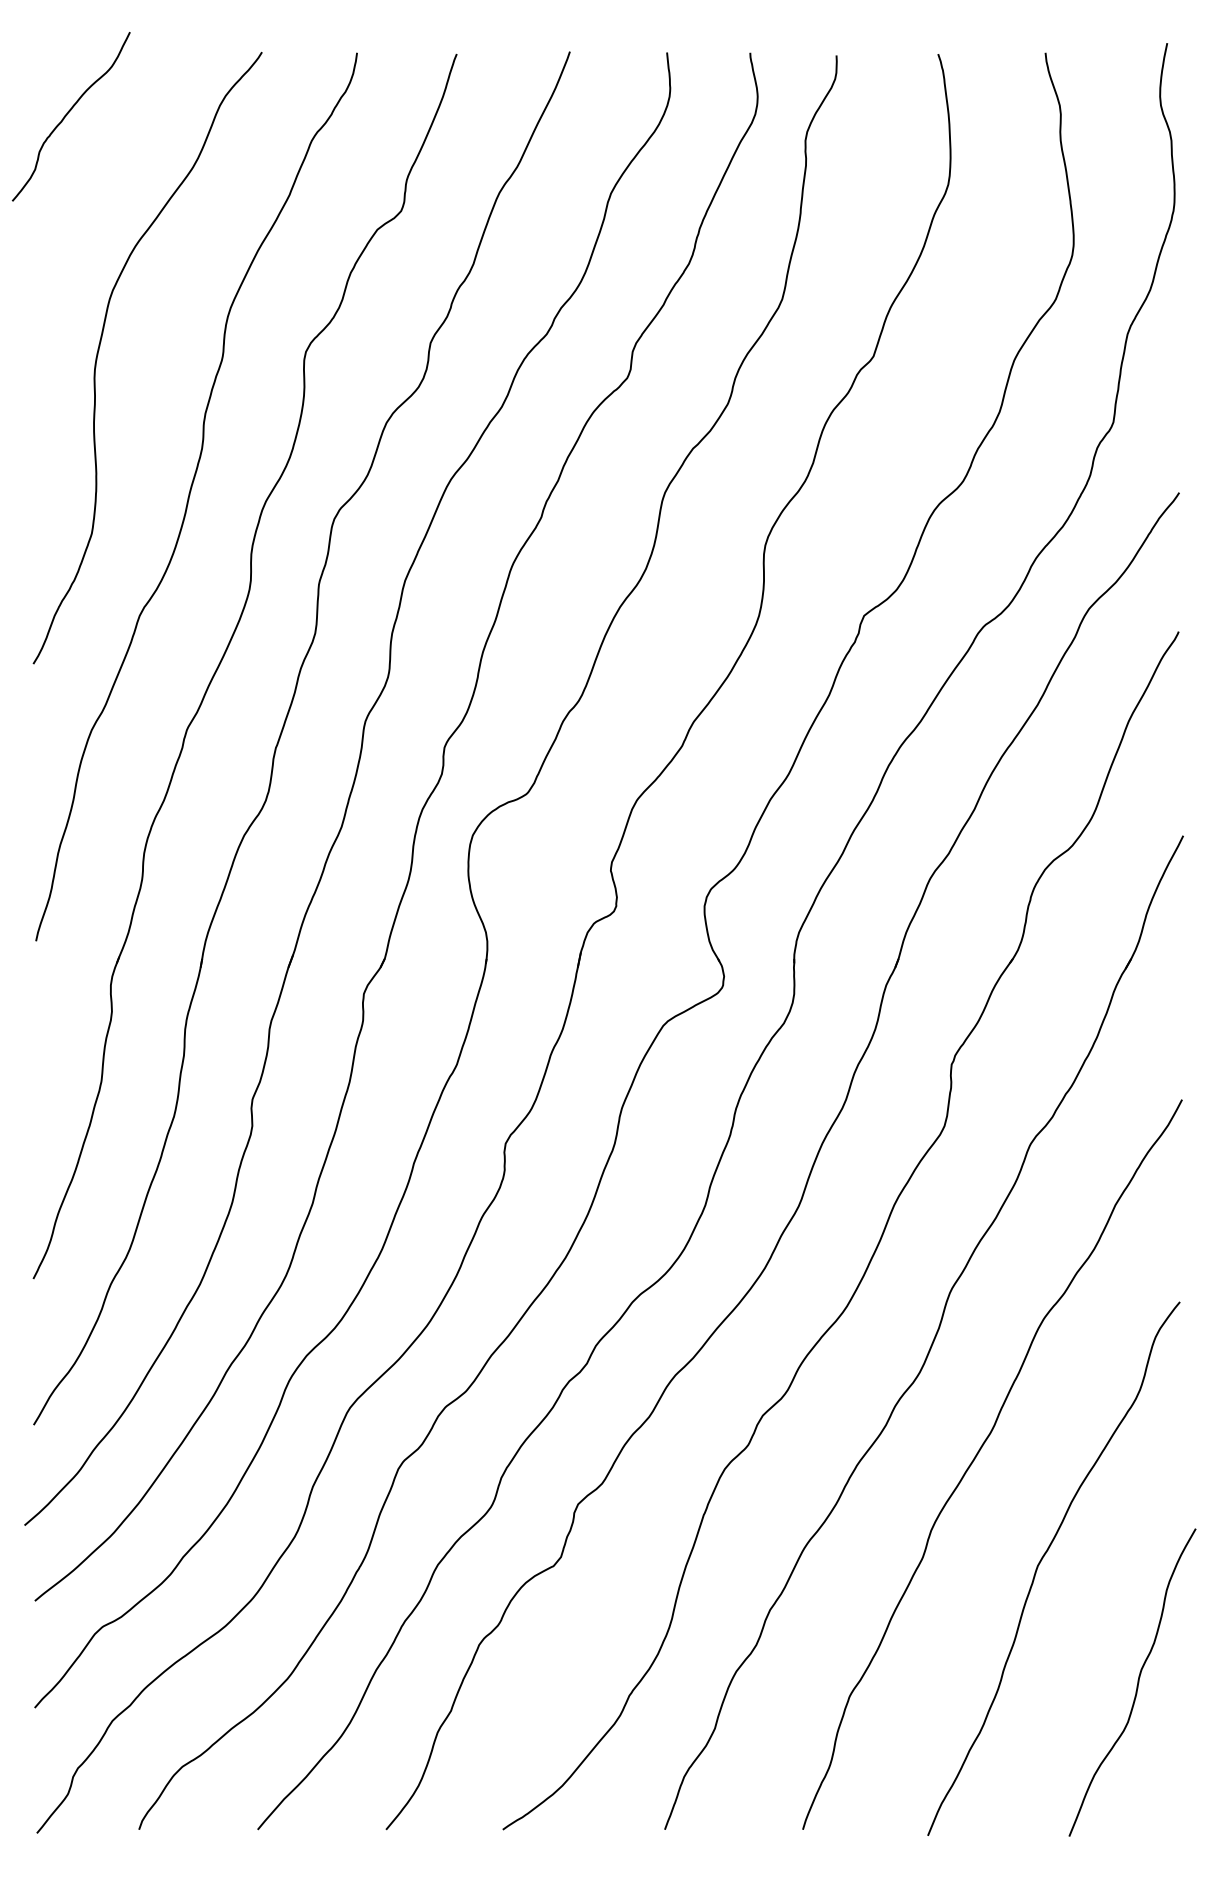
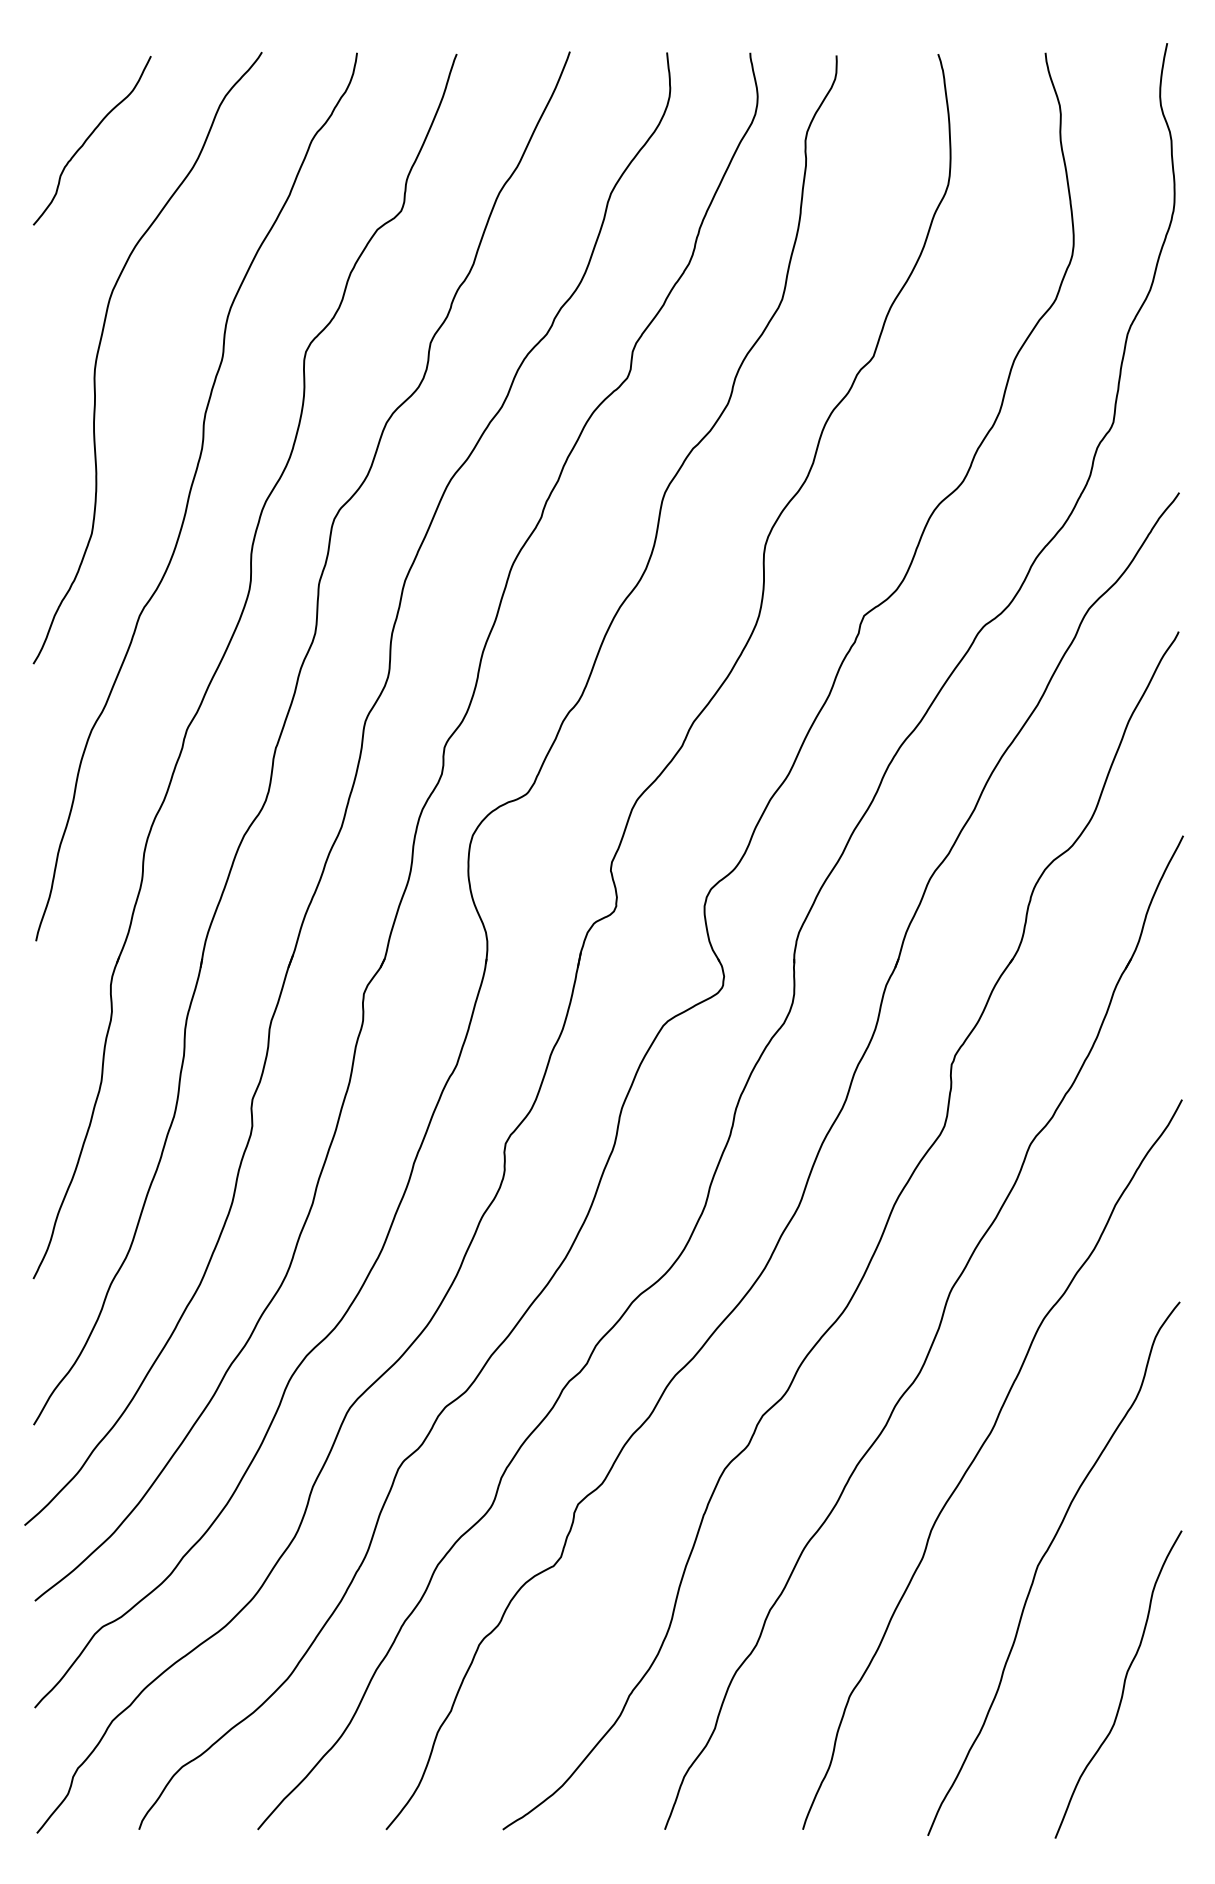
curve position: (67, 115) -> (88, 139) (88, 139)
curve position: (1137, 1682) -> (1123, 1684) (1123, 1684)
